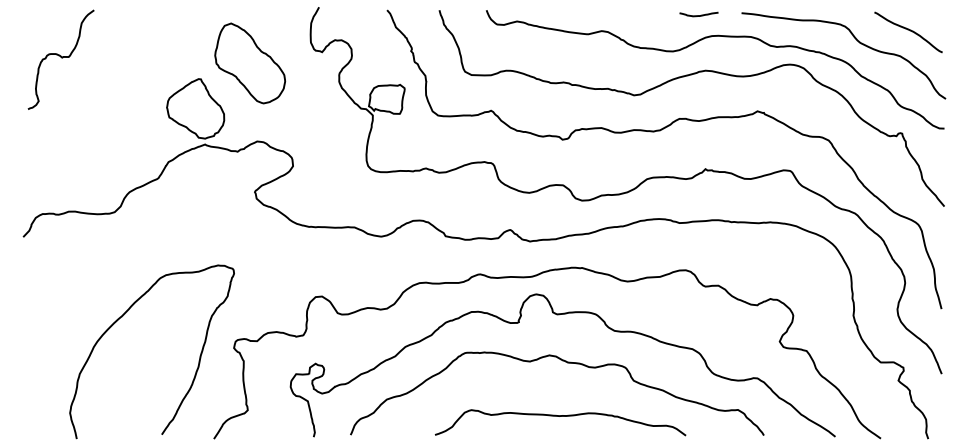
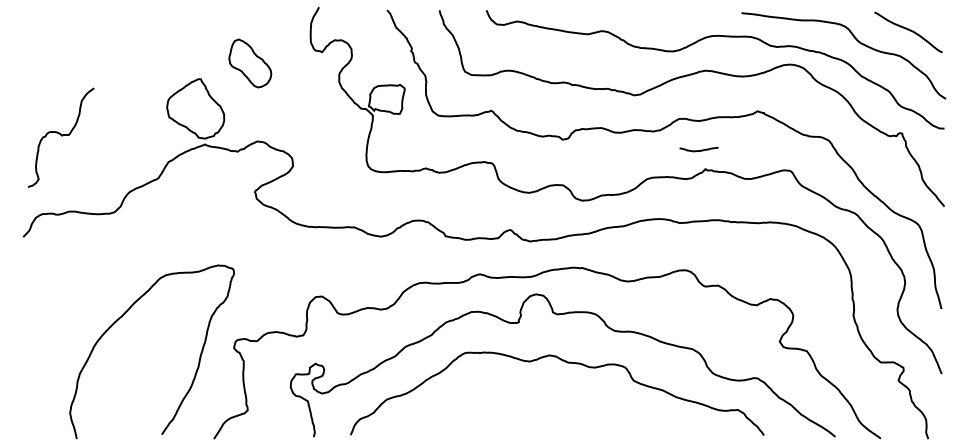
curve position: (698, 15) -> (698, 150) (698, 150)
curve position: (61, 58) -> (61, 136) (61, 136)
part size: 73x83 px -> 45x51 px (250, 63)
curve: present -> none (560, 416)
